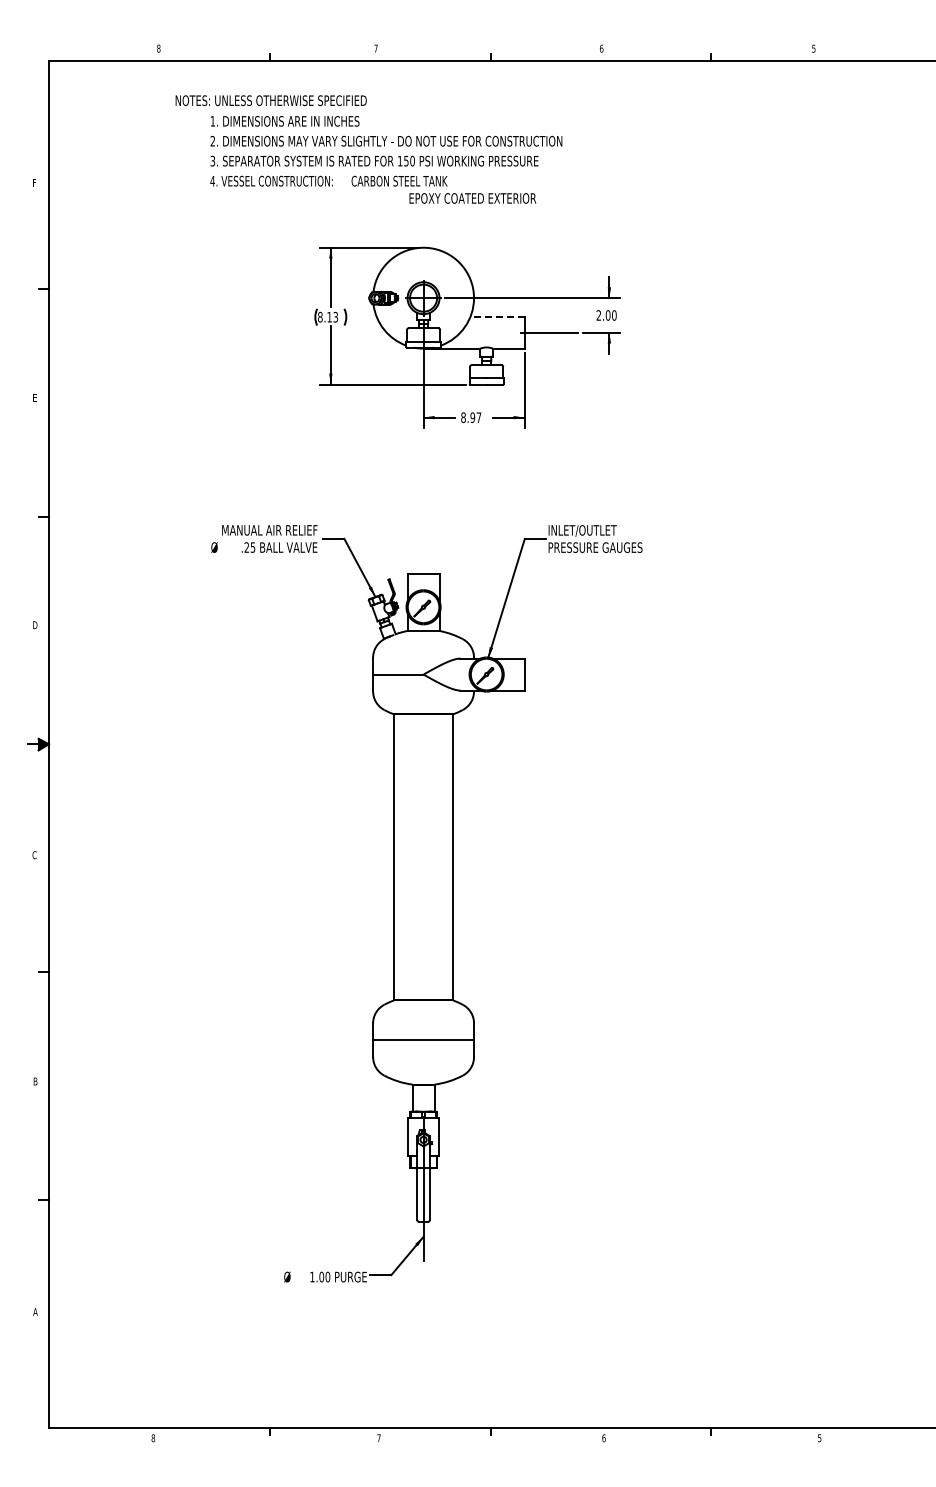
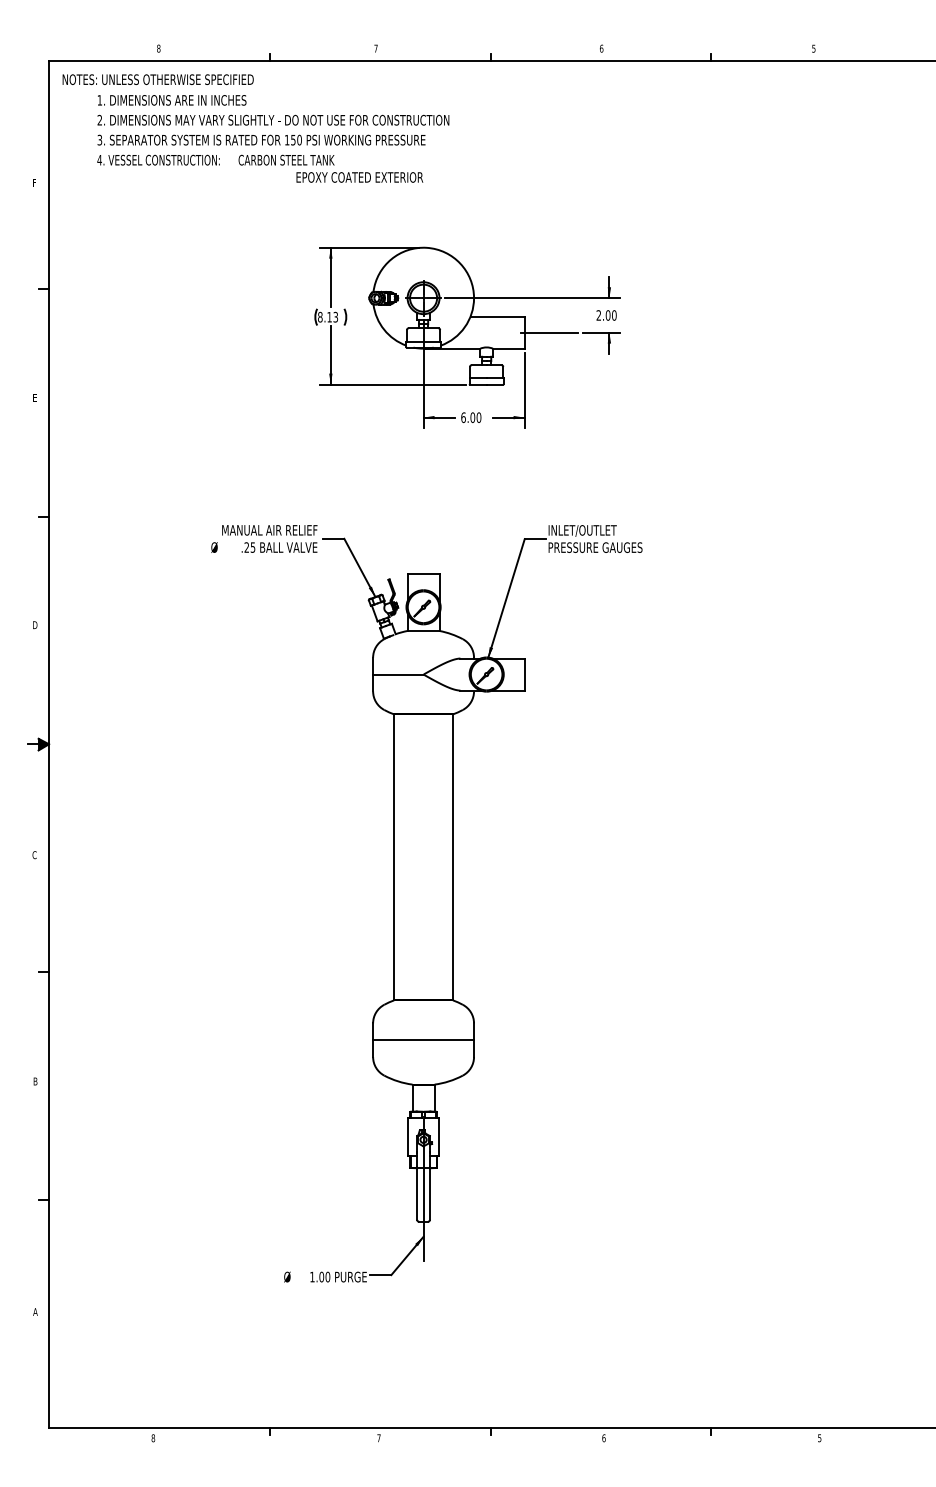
text position: (368, 149) -> (255, 128) (255, 128)
line: dashed -> solid (497, 316)
text: 8.97 -> 6.00 (471, 417)
